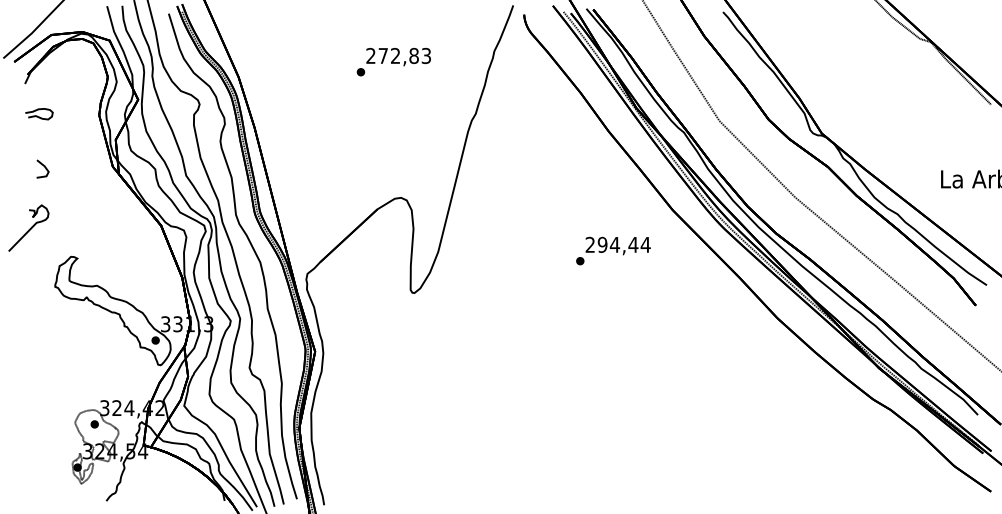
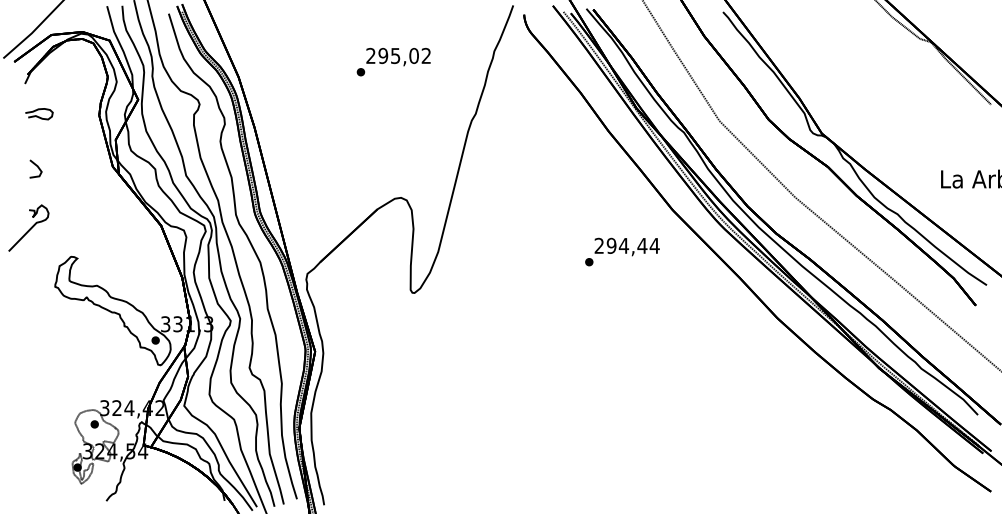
text: 272,83 -> 295,02 (404, 55)
line position: (43, 166) -> (36, 166) (36, 166)
text position: (613, 250) -> (622, 251) (622, 251)
